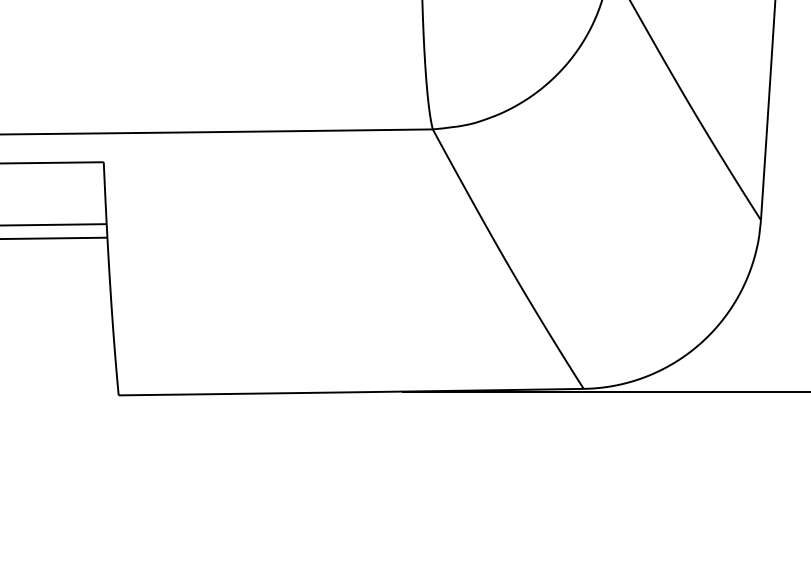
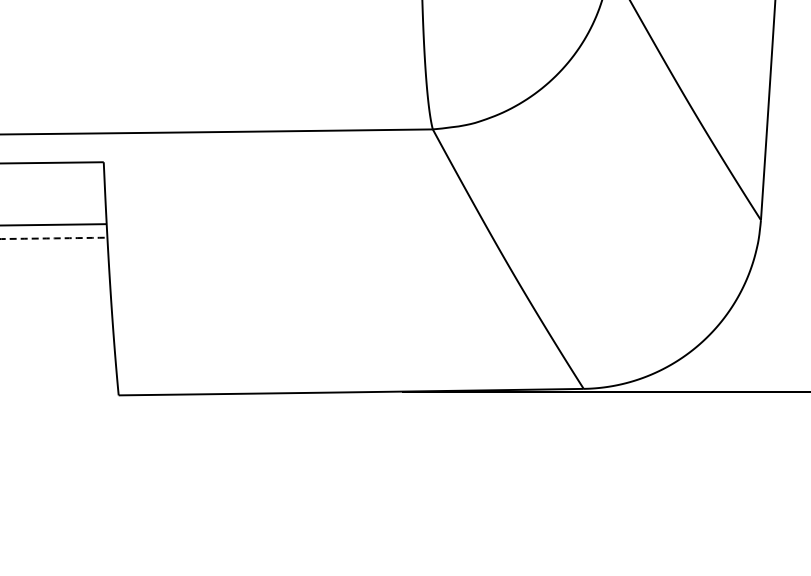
line: solid -> dashed (53, 238)
